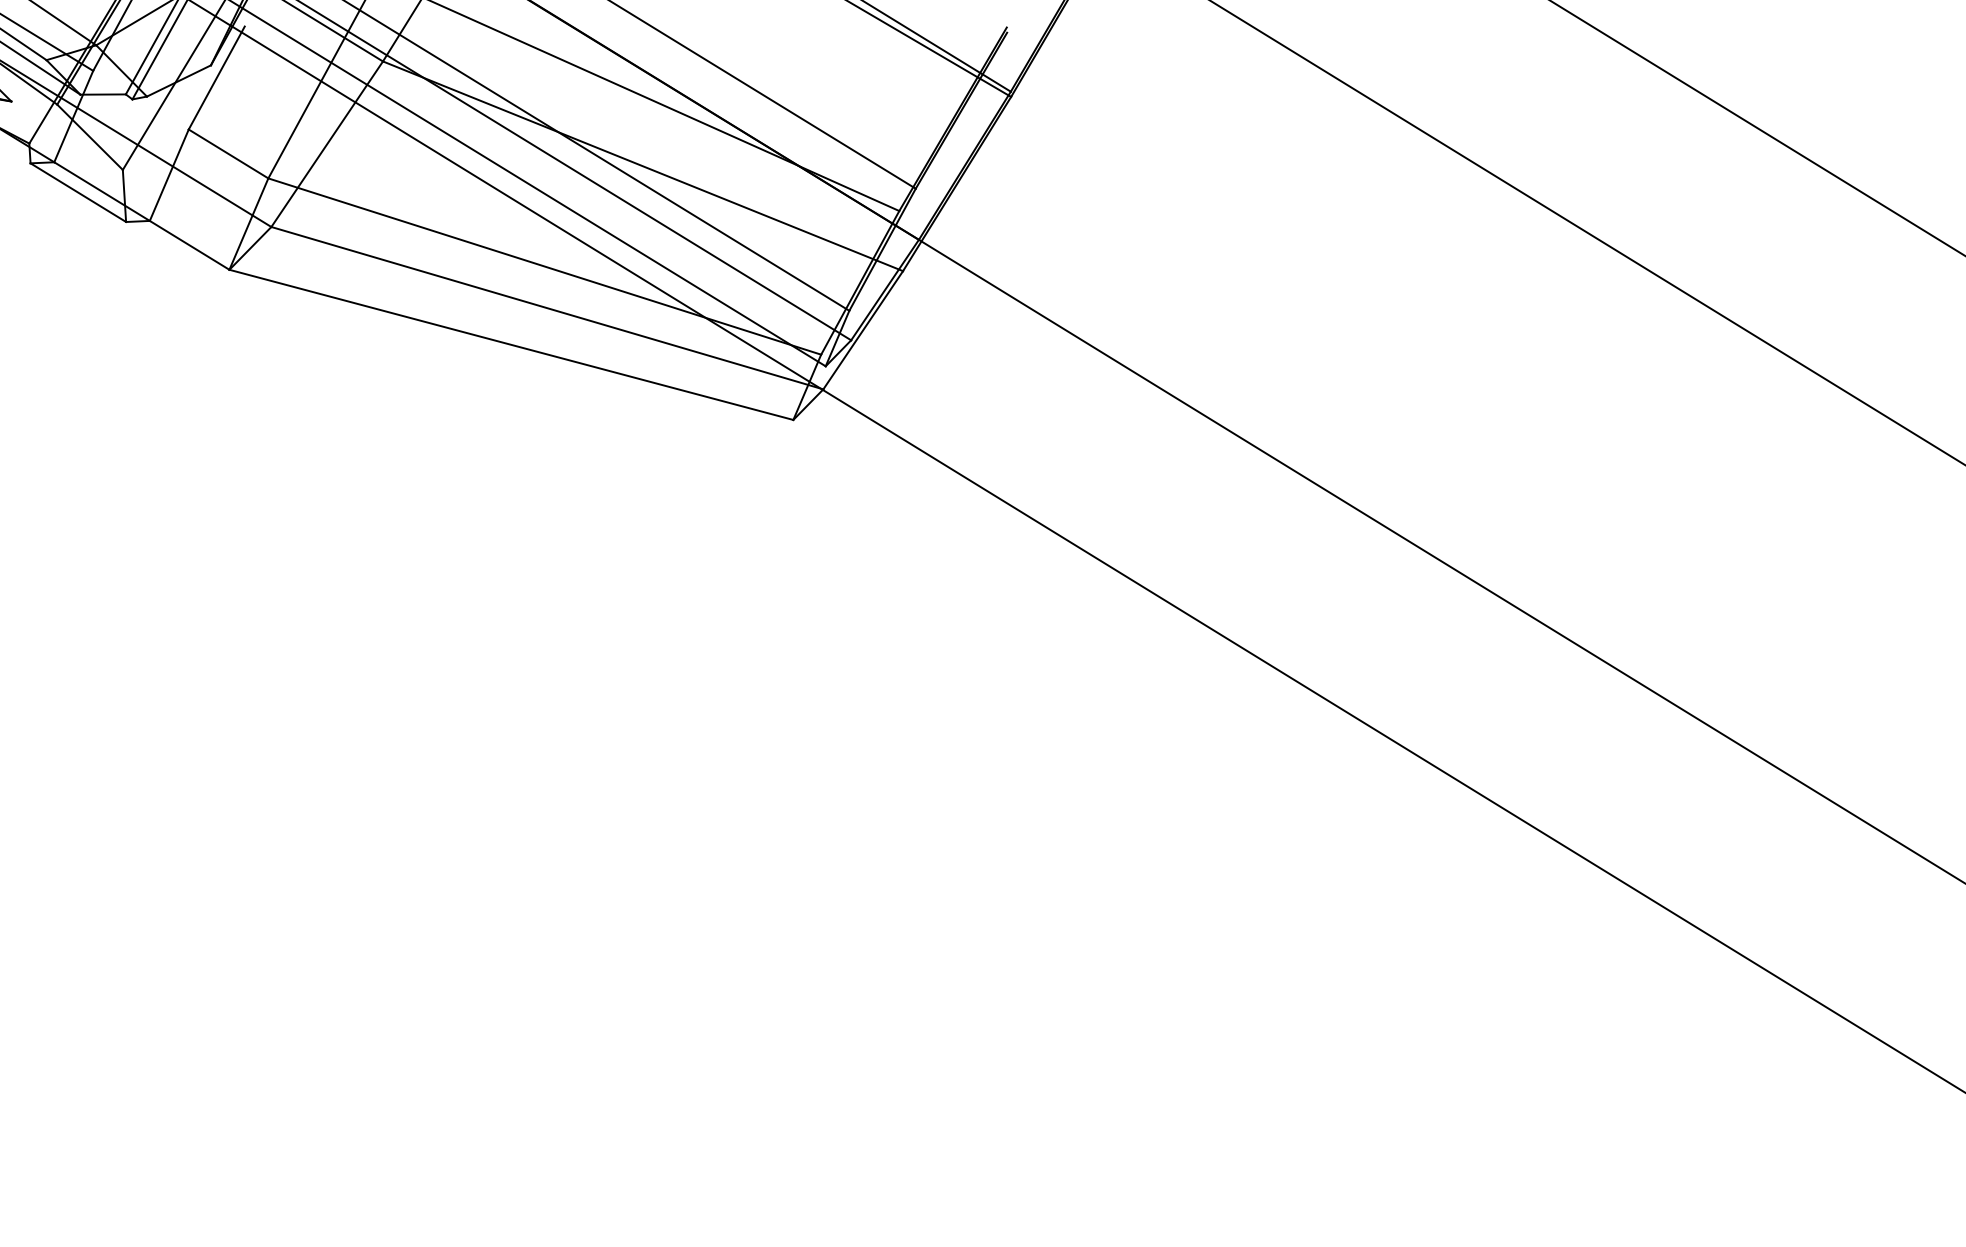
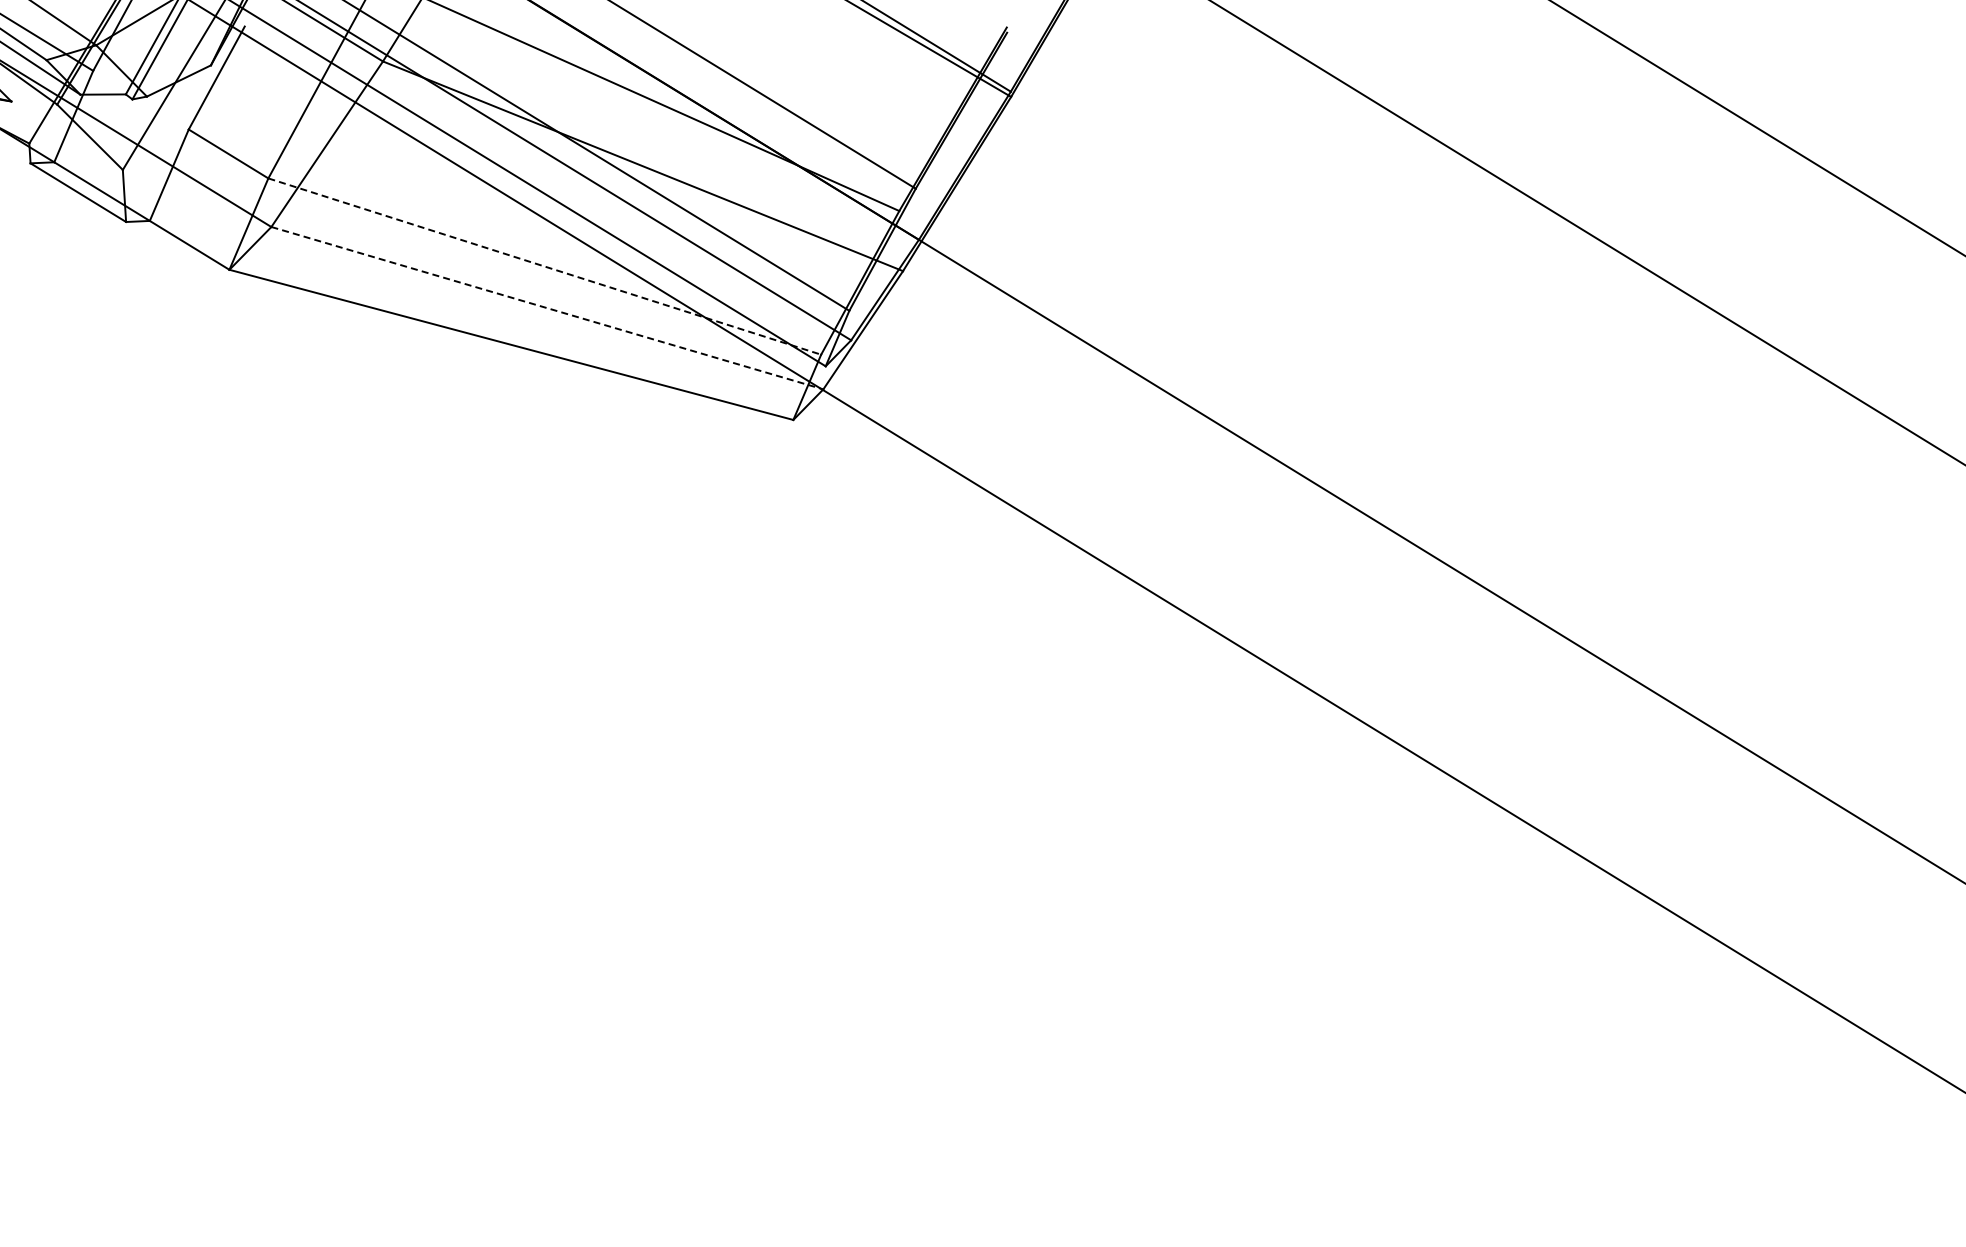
line: solid -> dashed (545, 266)
line: solid -> dashed (547, 308)
